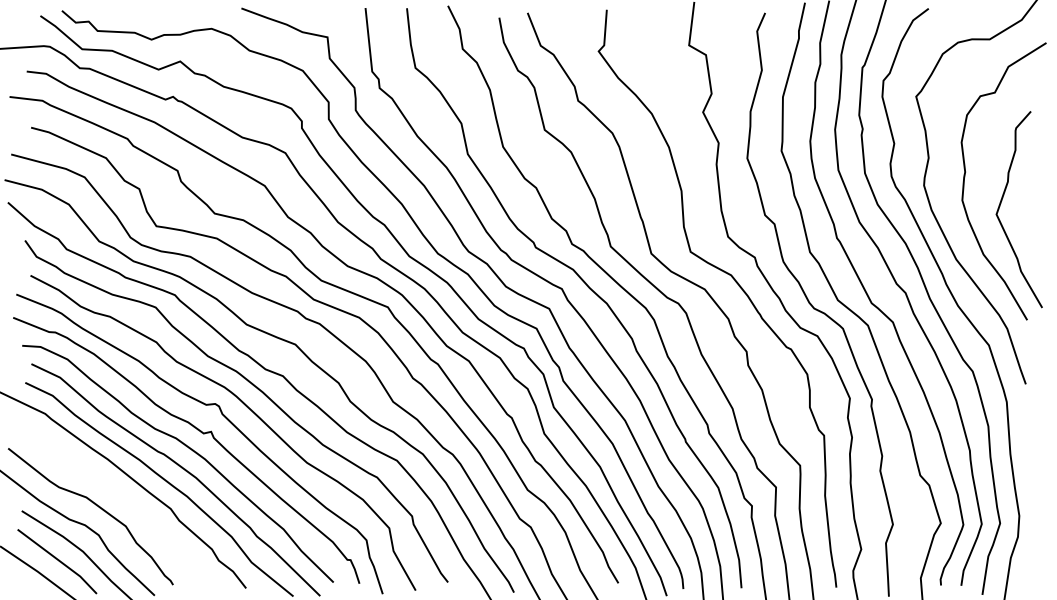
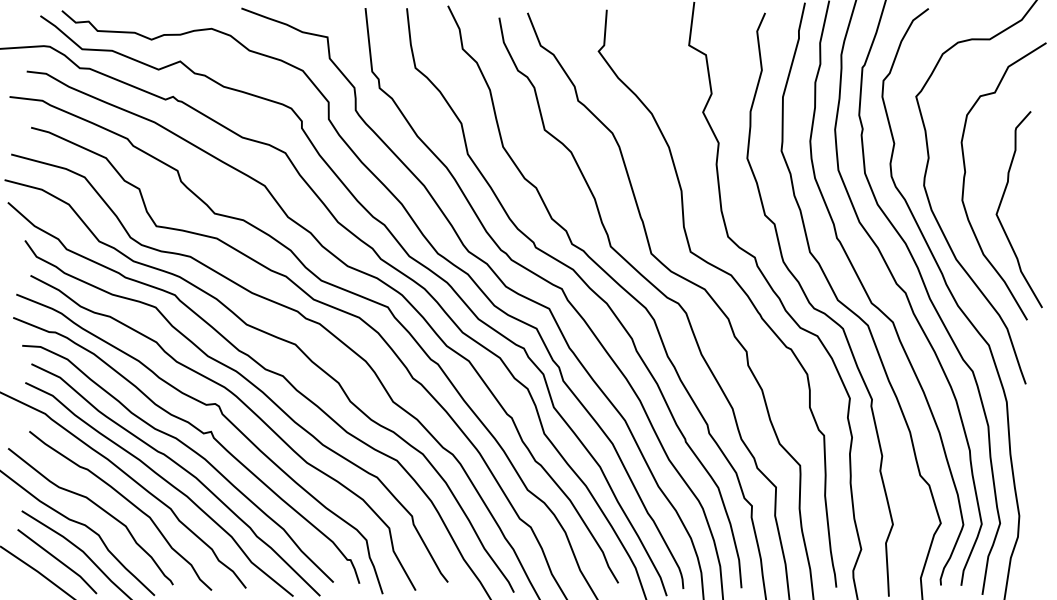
curve: none -> present (127, 501)
